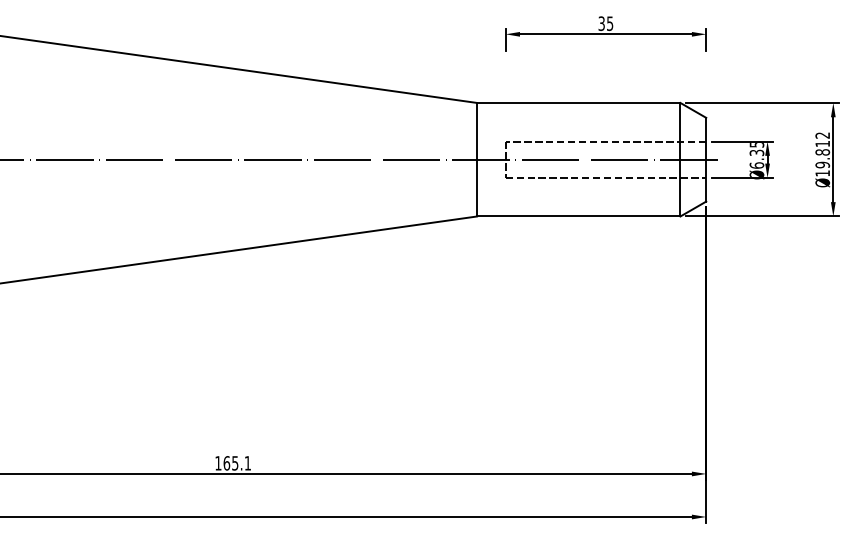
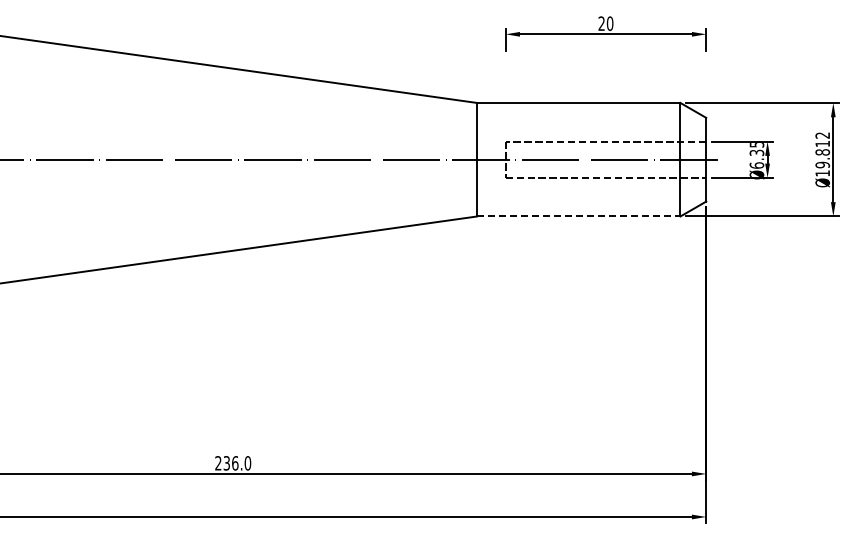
text: 35 -> 20 (605, 23)
line: solid -> dashed (578, 216)
text: 165.1 -> 236.0 (233, 463)
